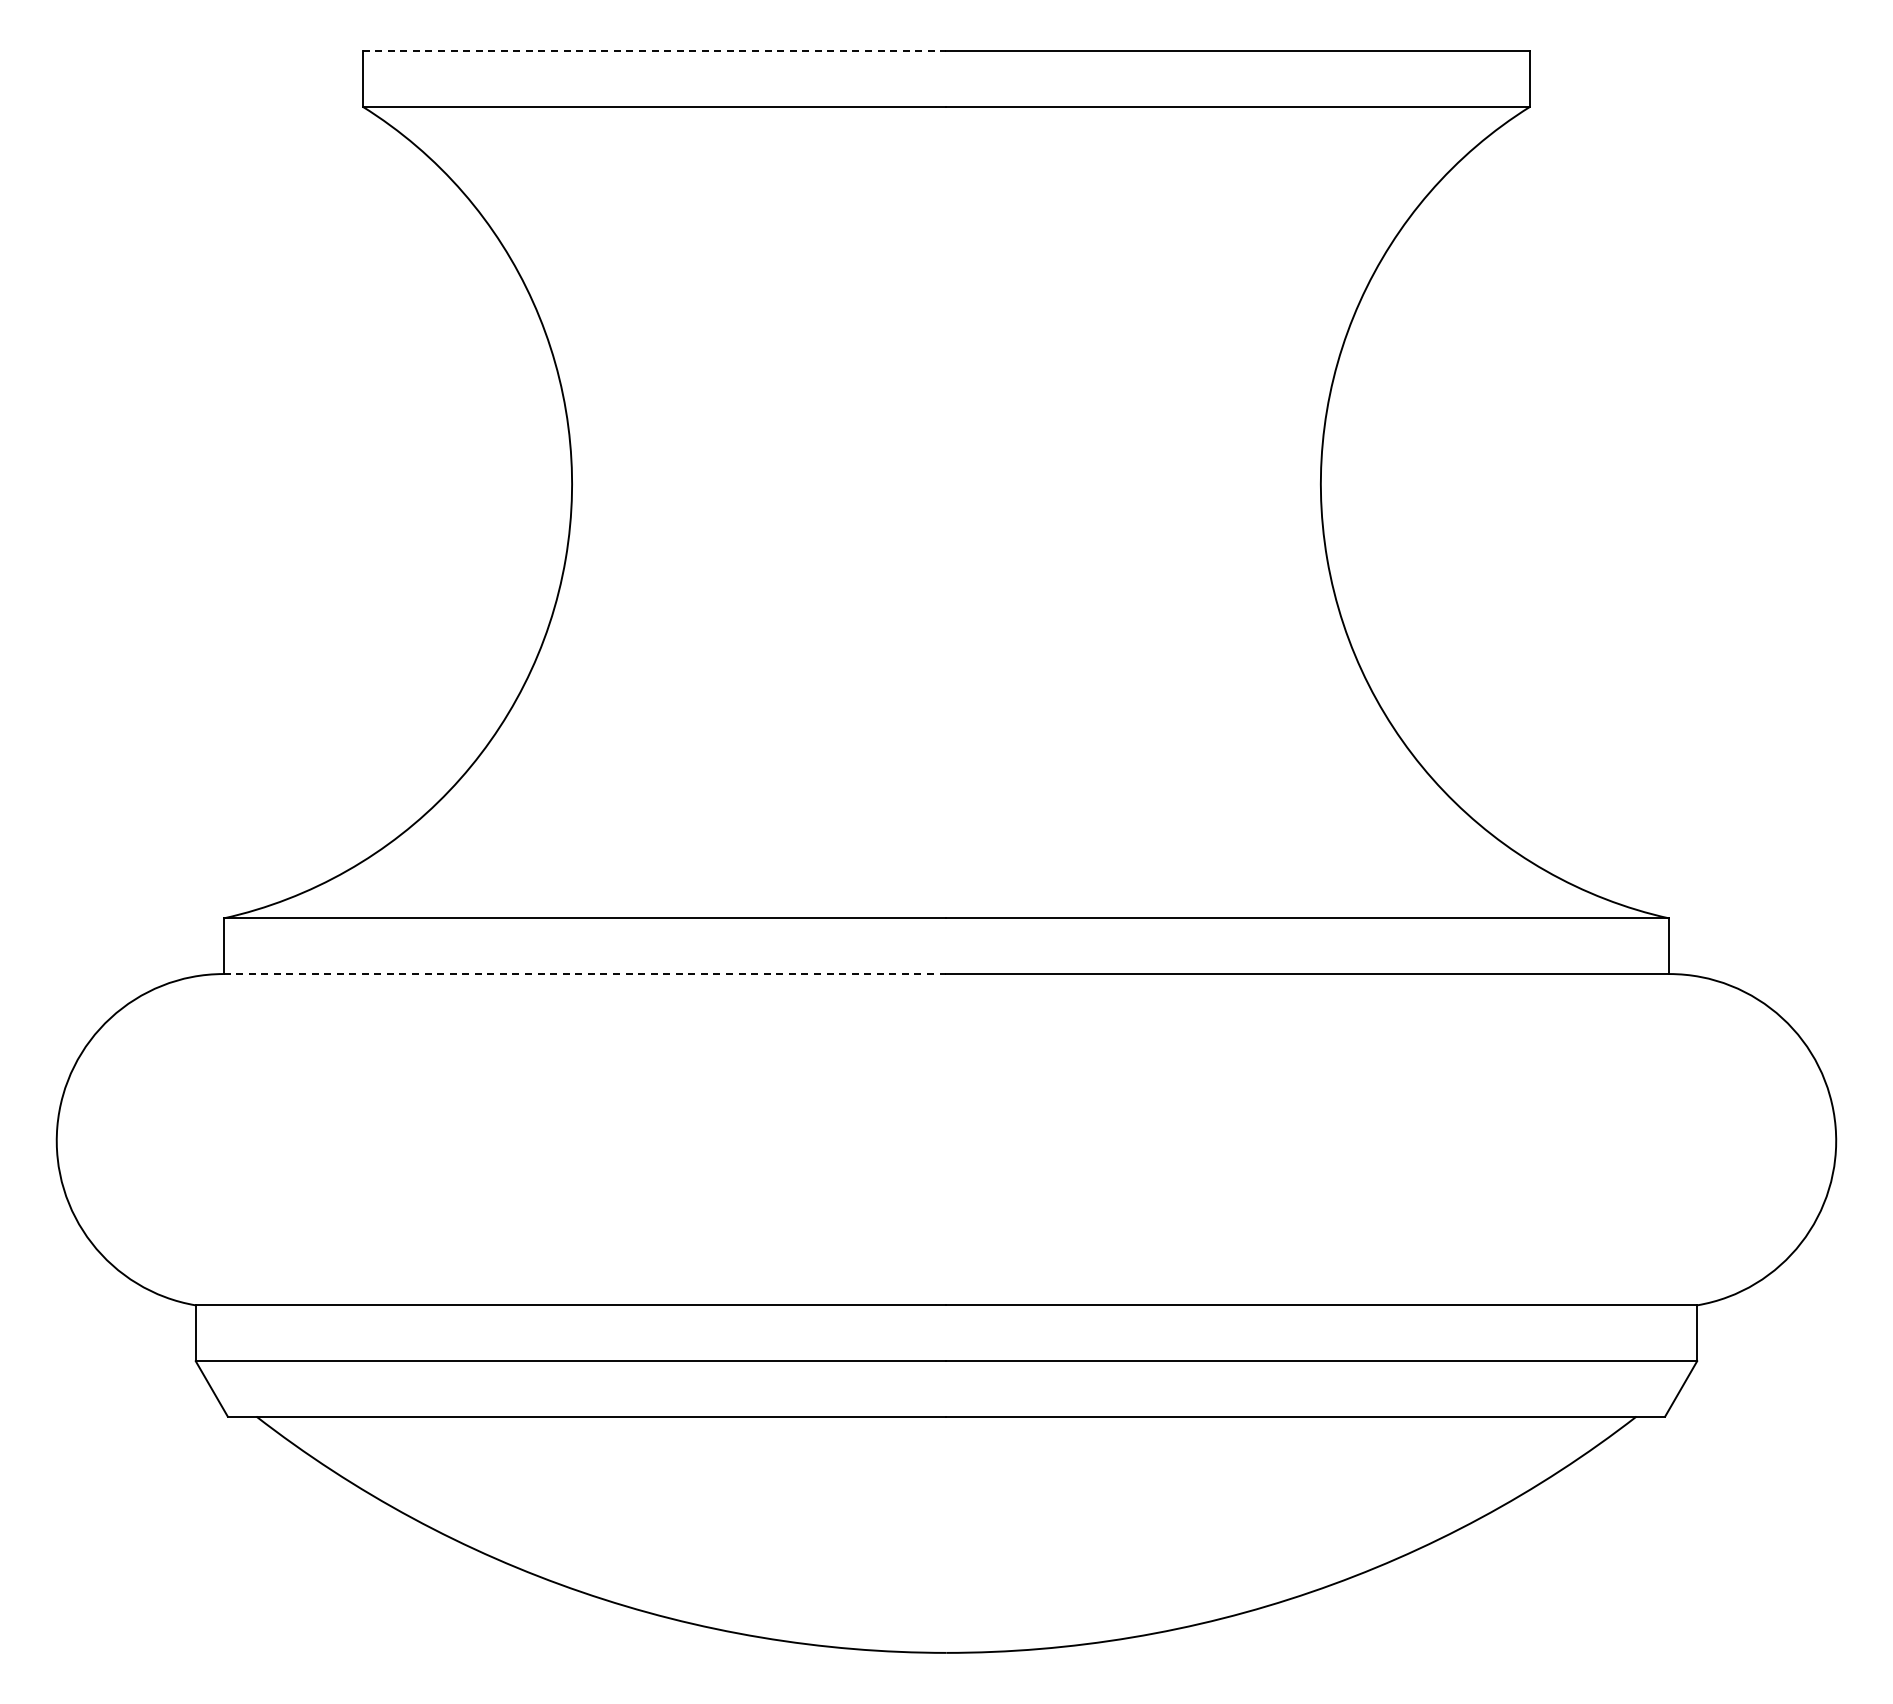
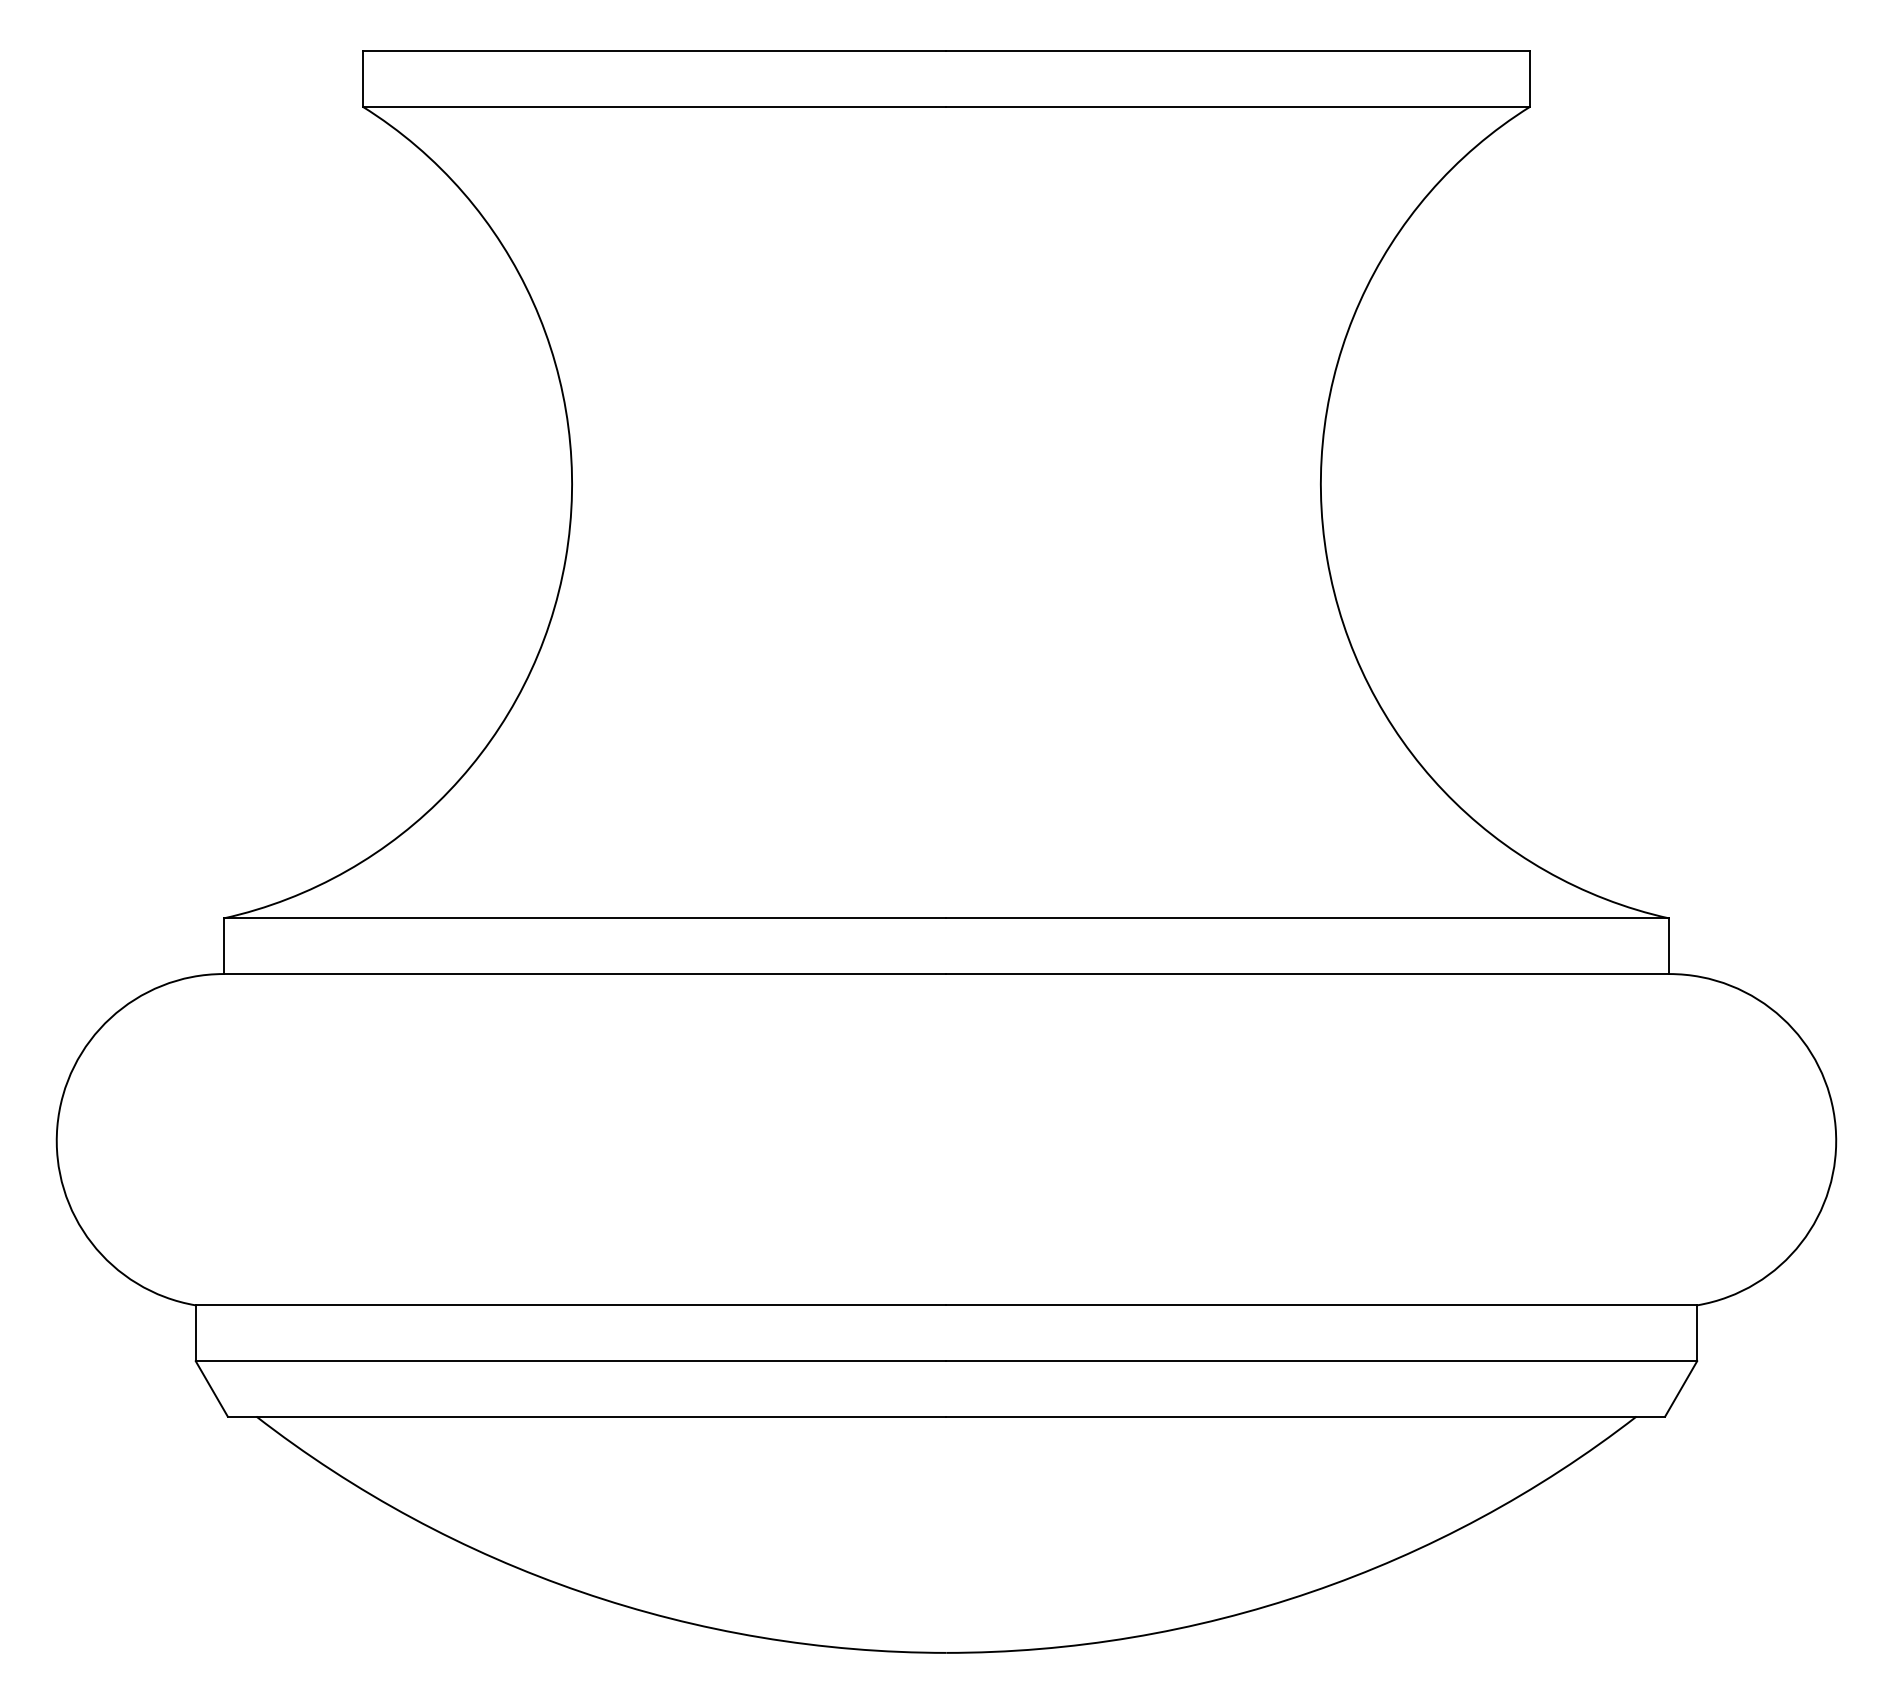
line: dashed -> solid (654, 51)
line: dashed -> solid (585, 974)
